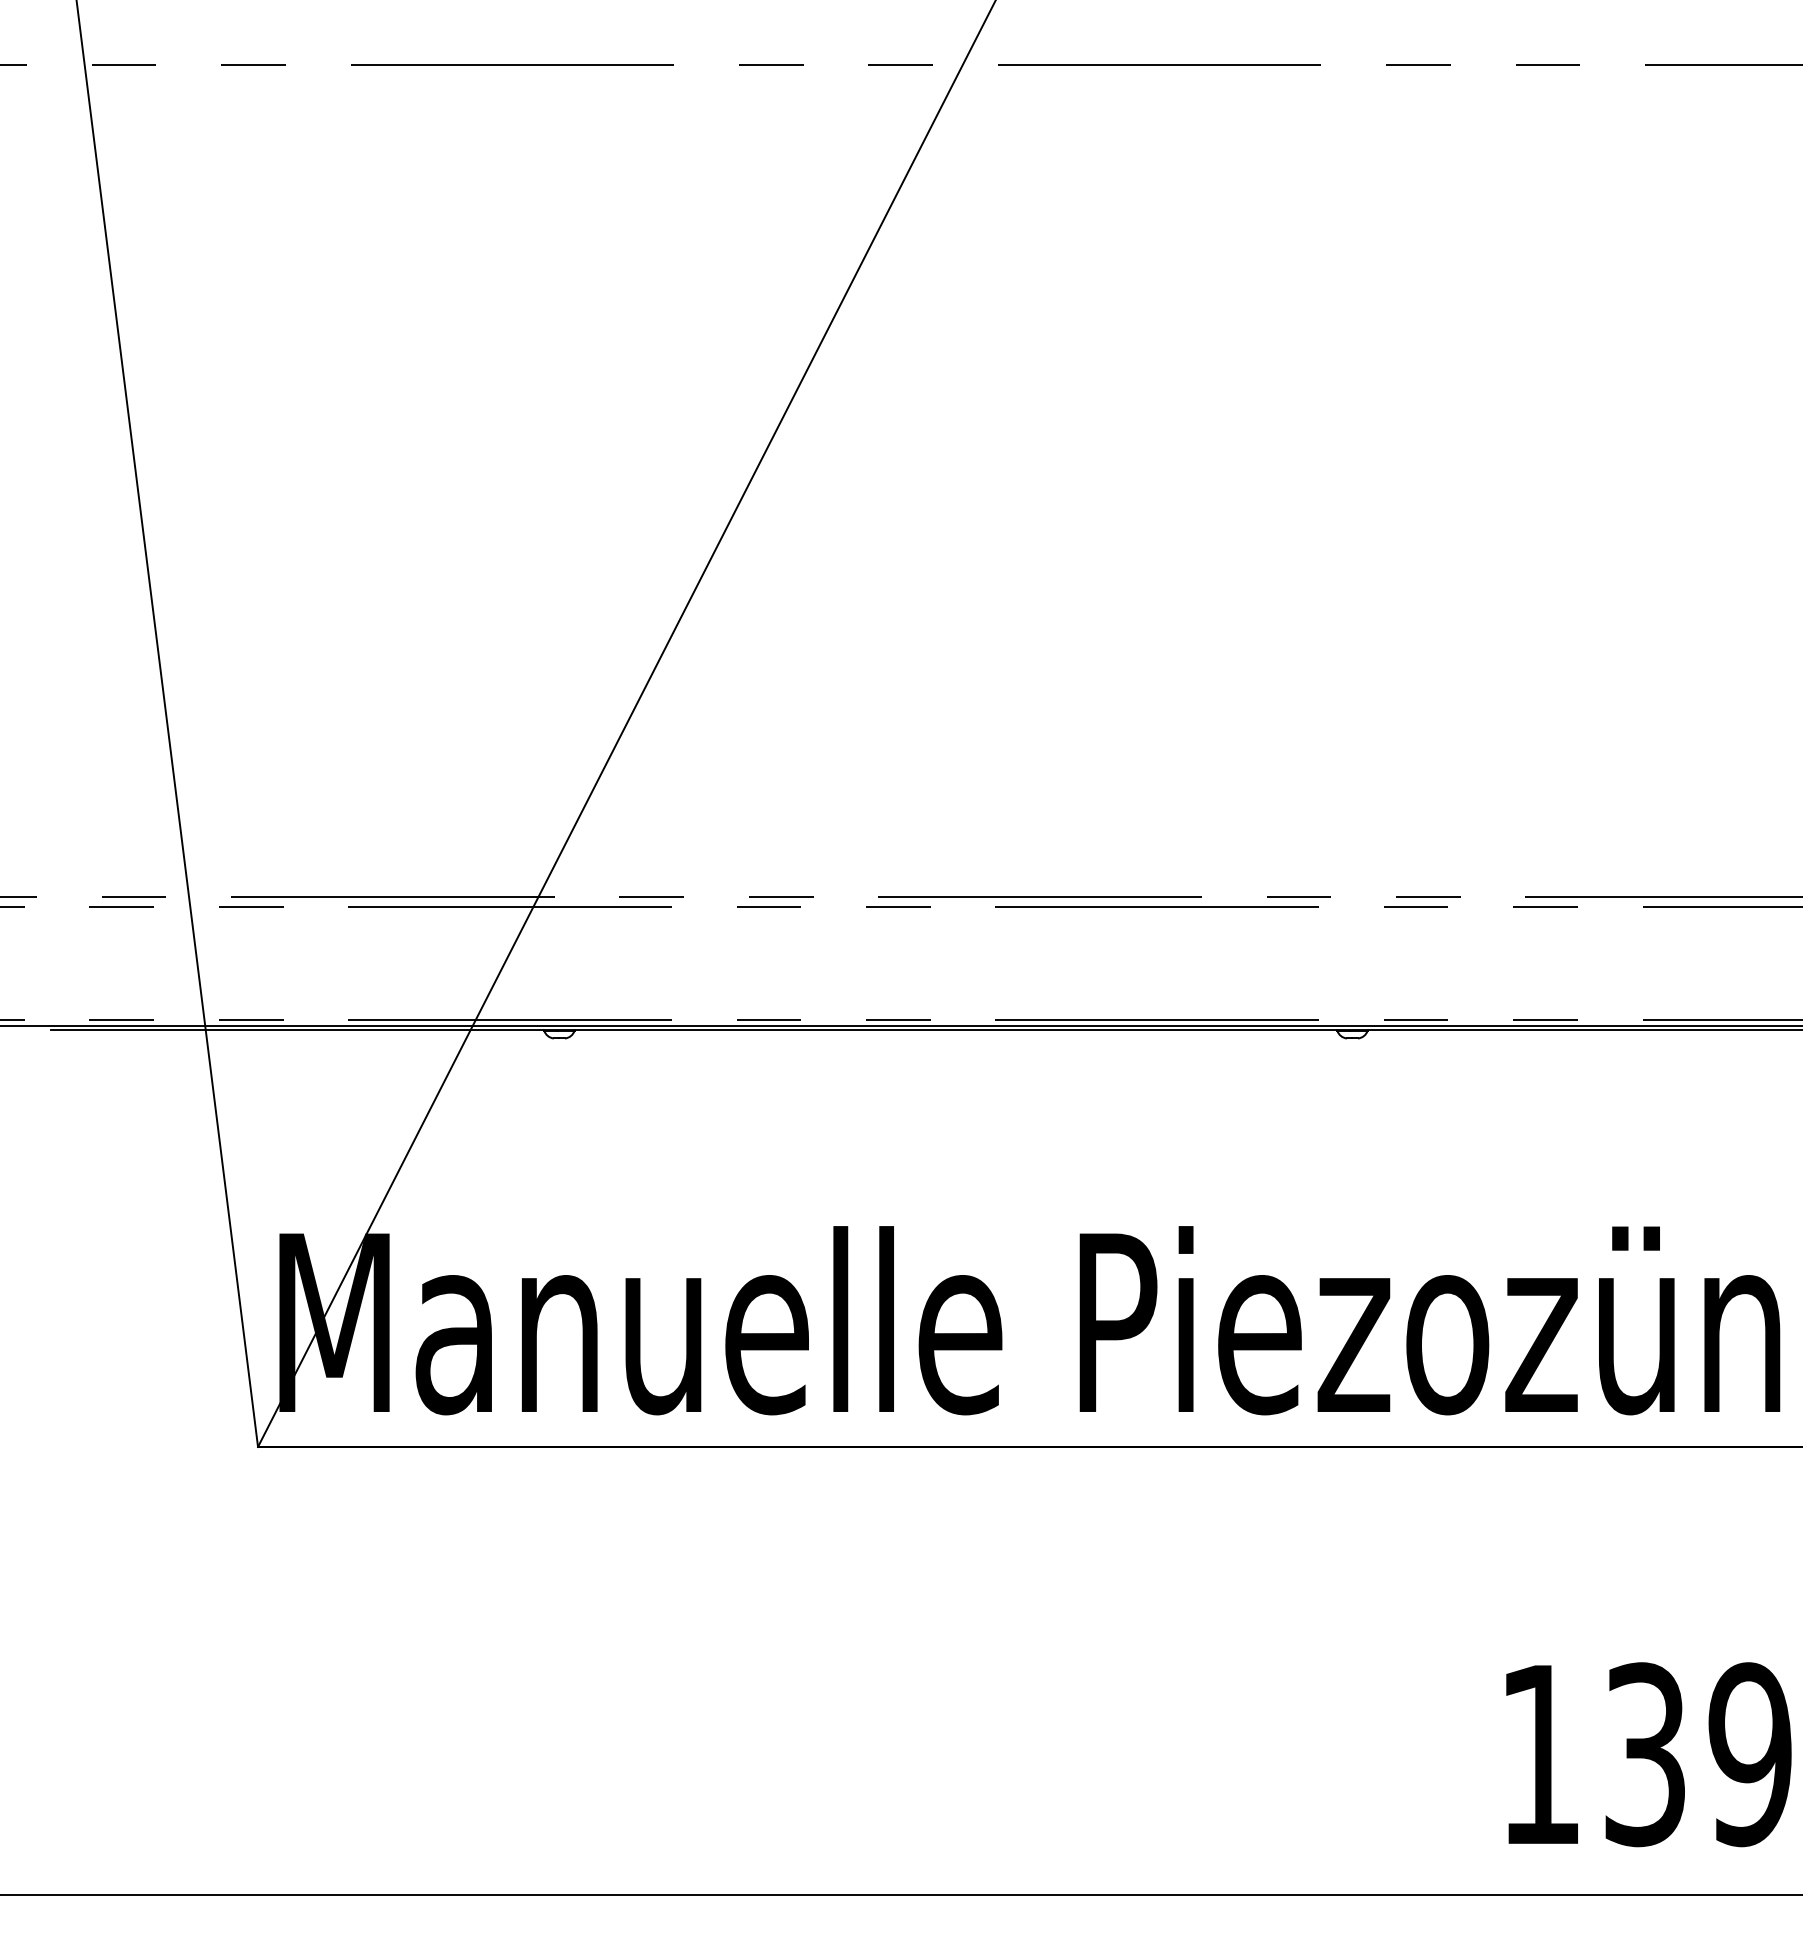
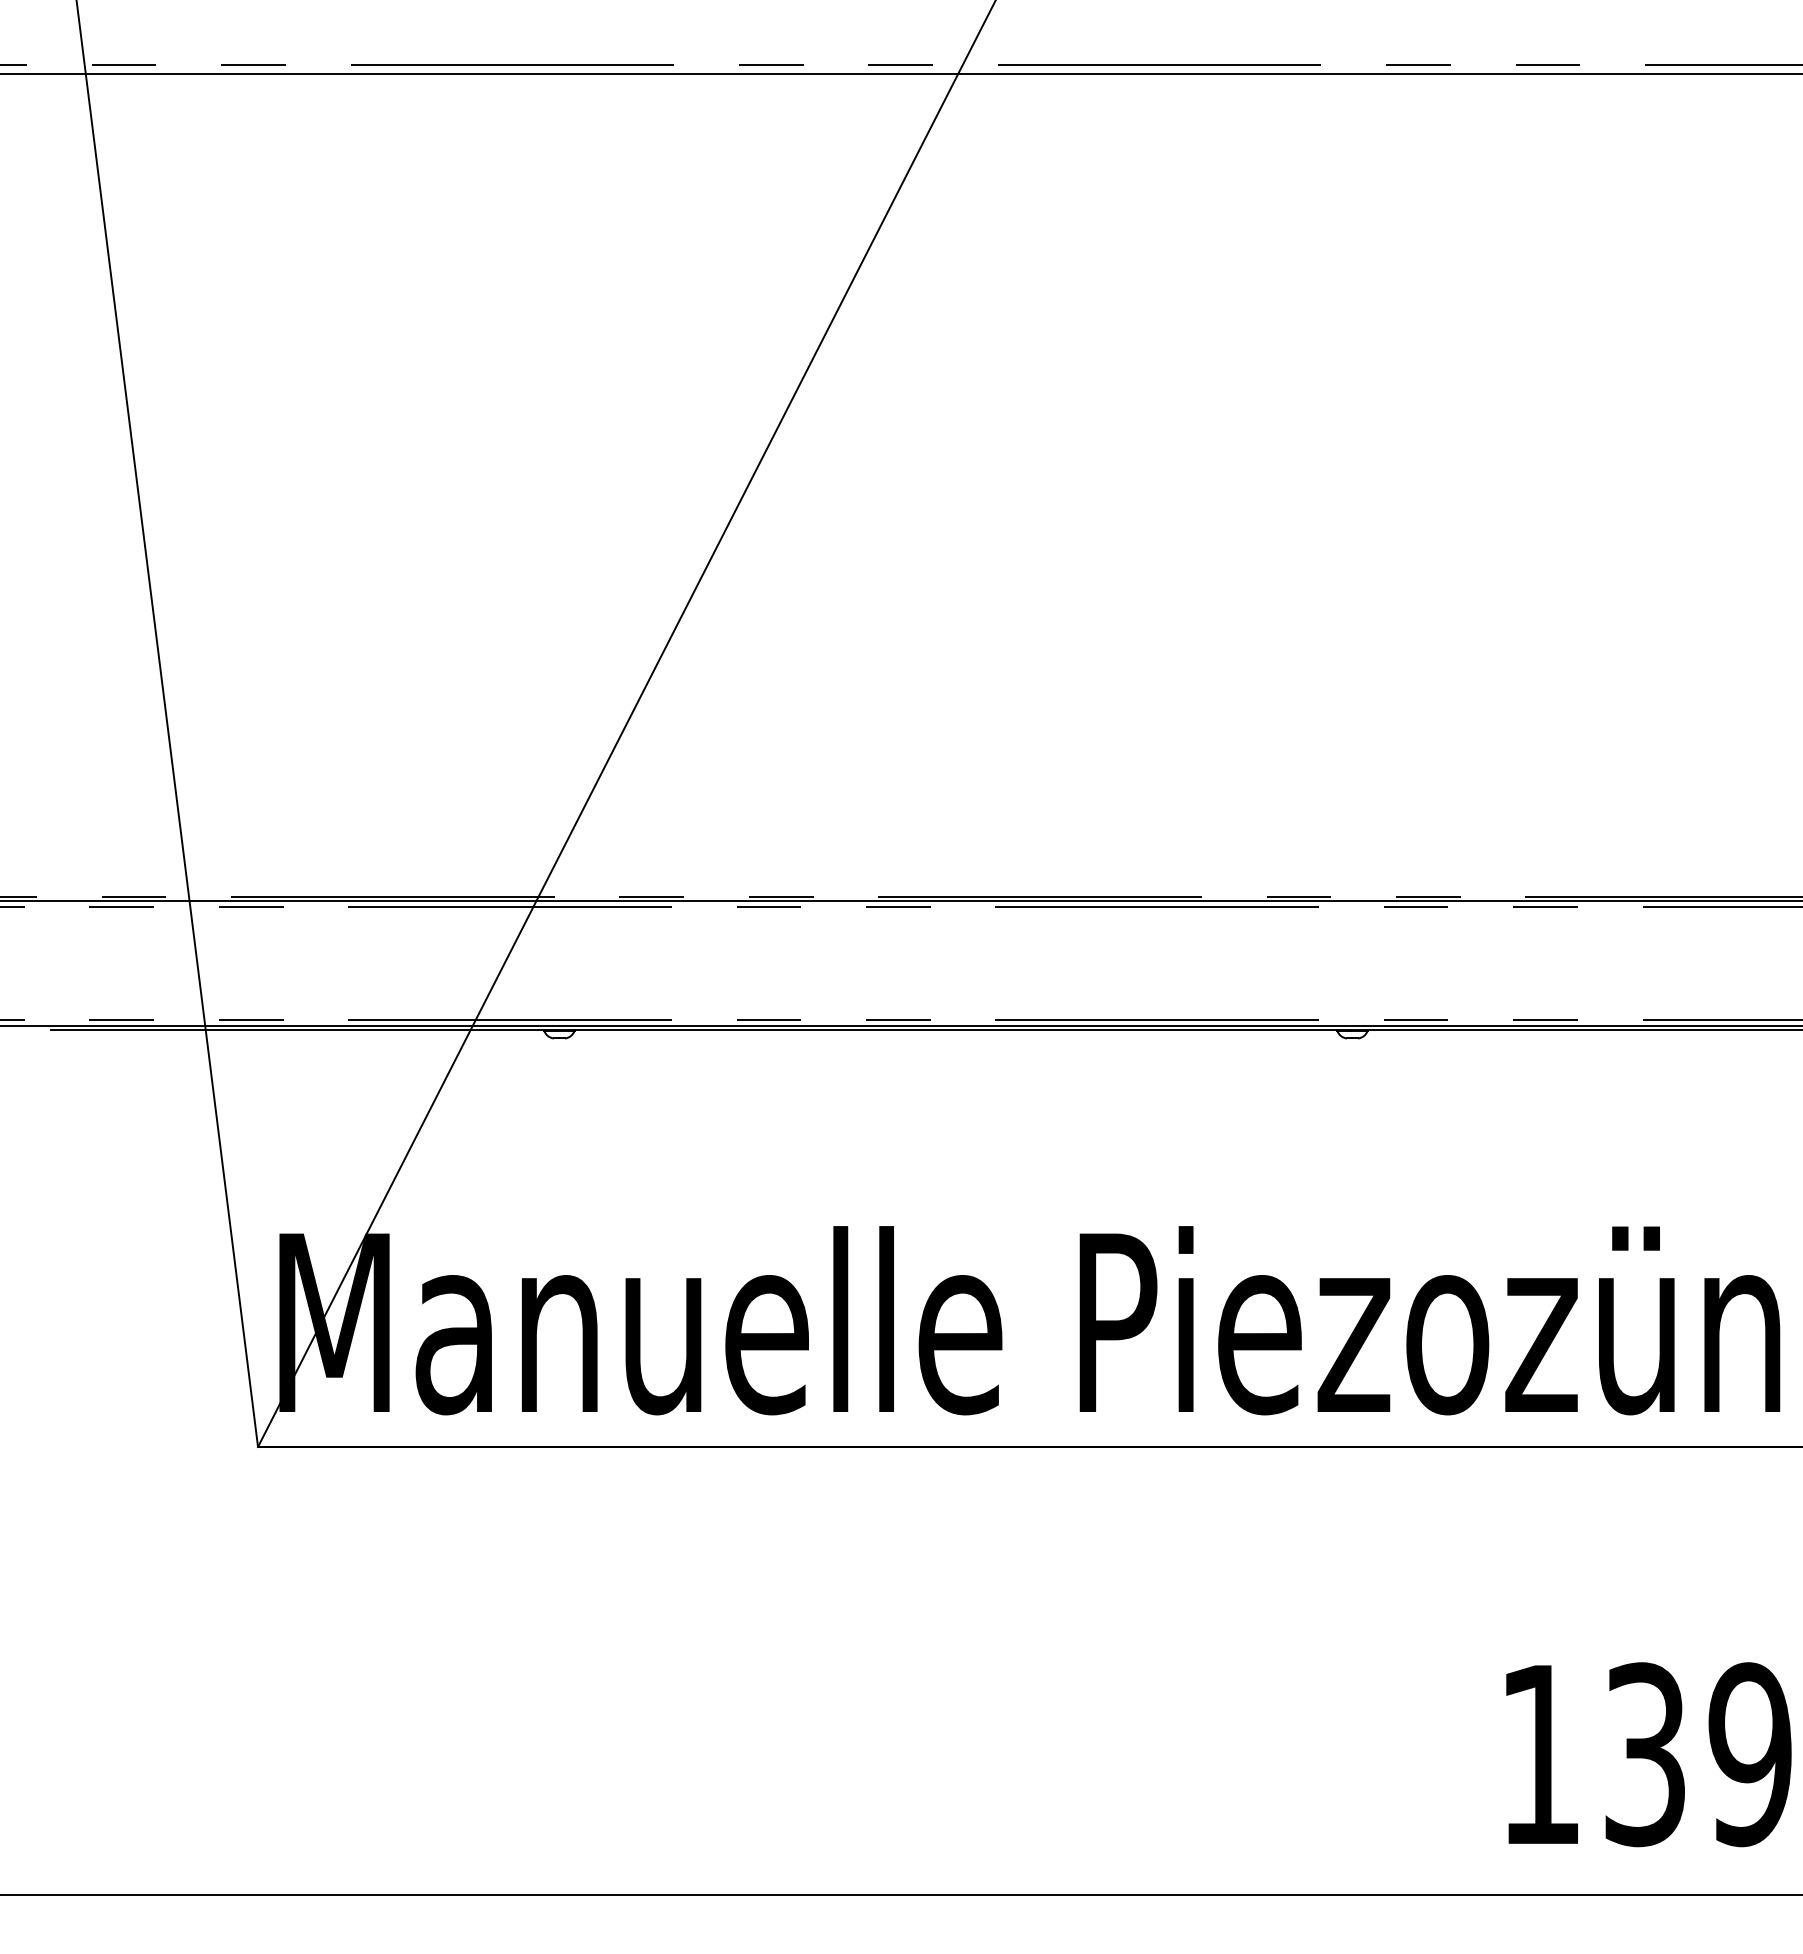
line: none -> present (900, 74)
line: none -> present (900, 900)
